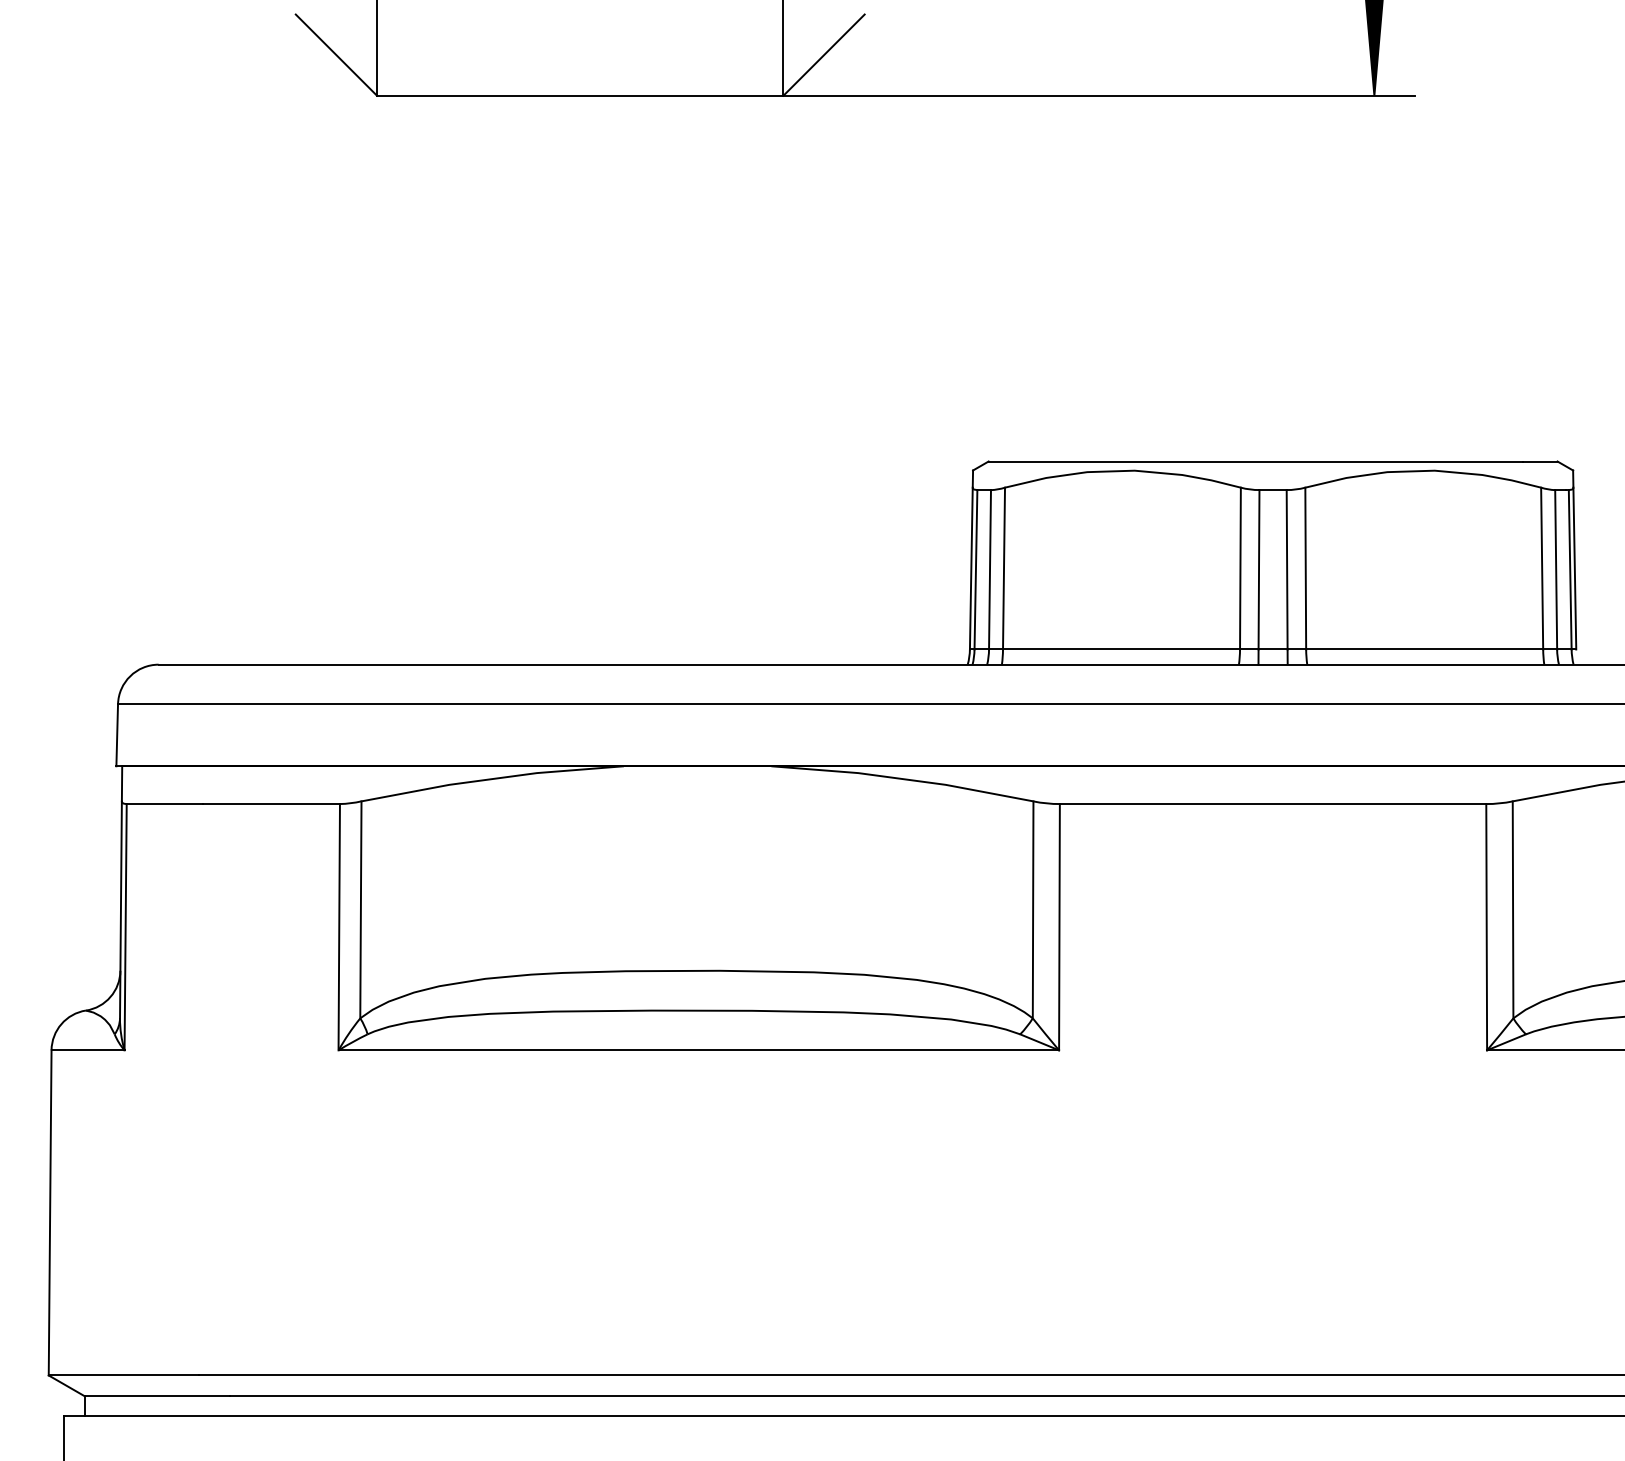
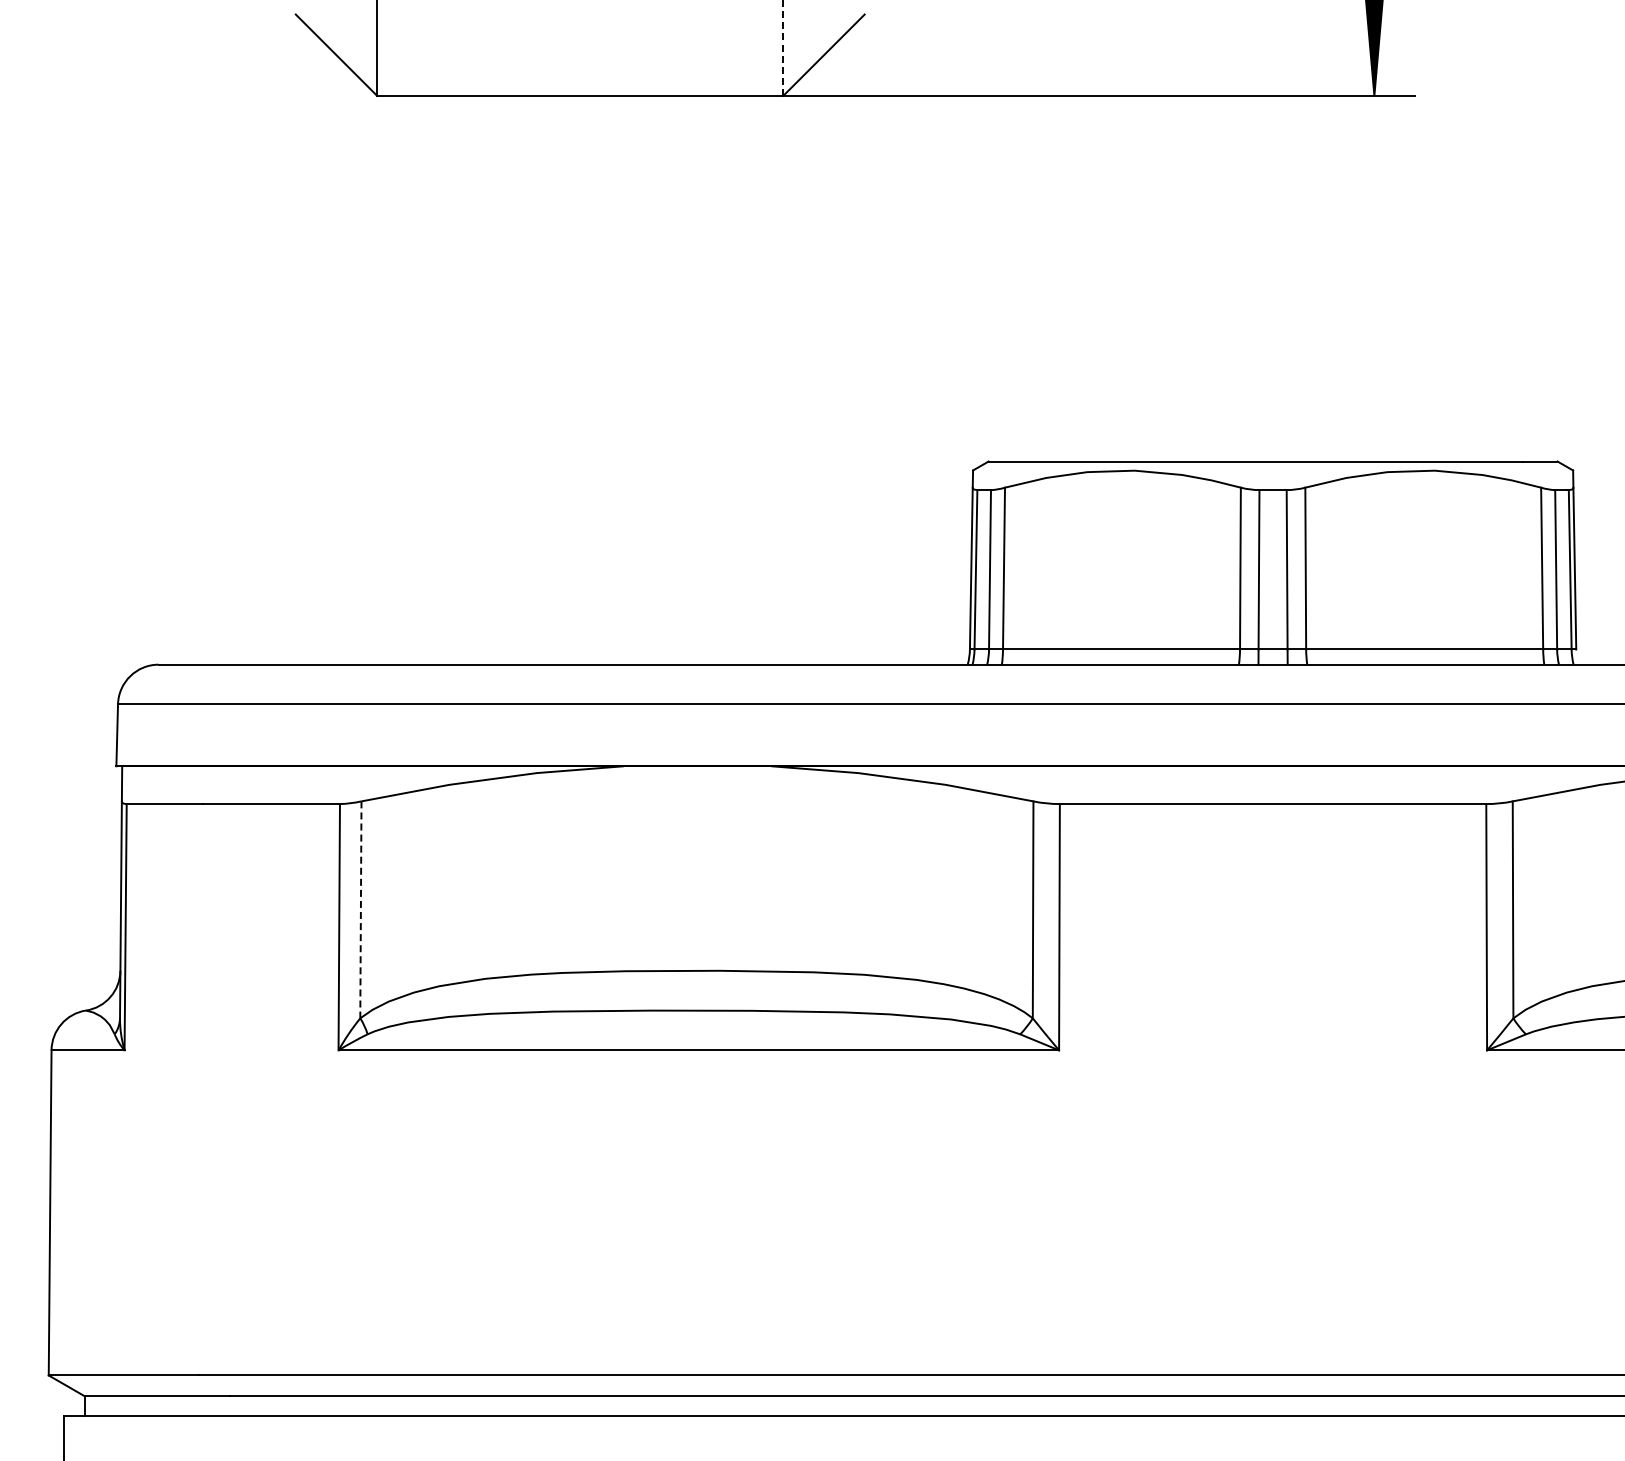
line: solid -> dashed (783, 47)
line: solid -> dashed (360, 910)
